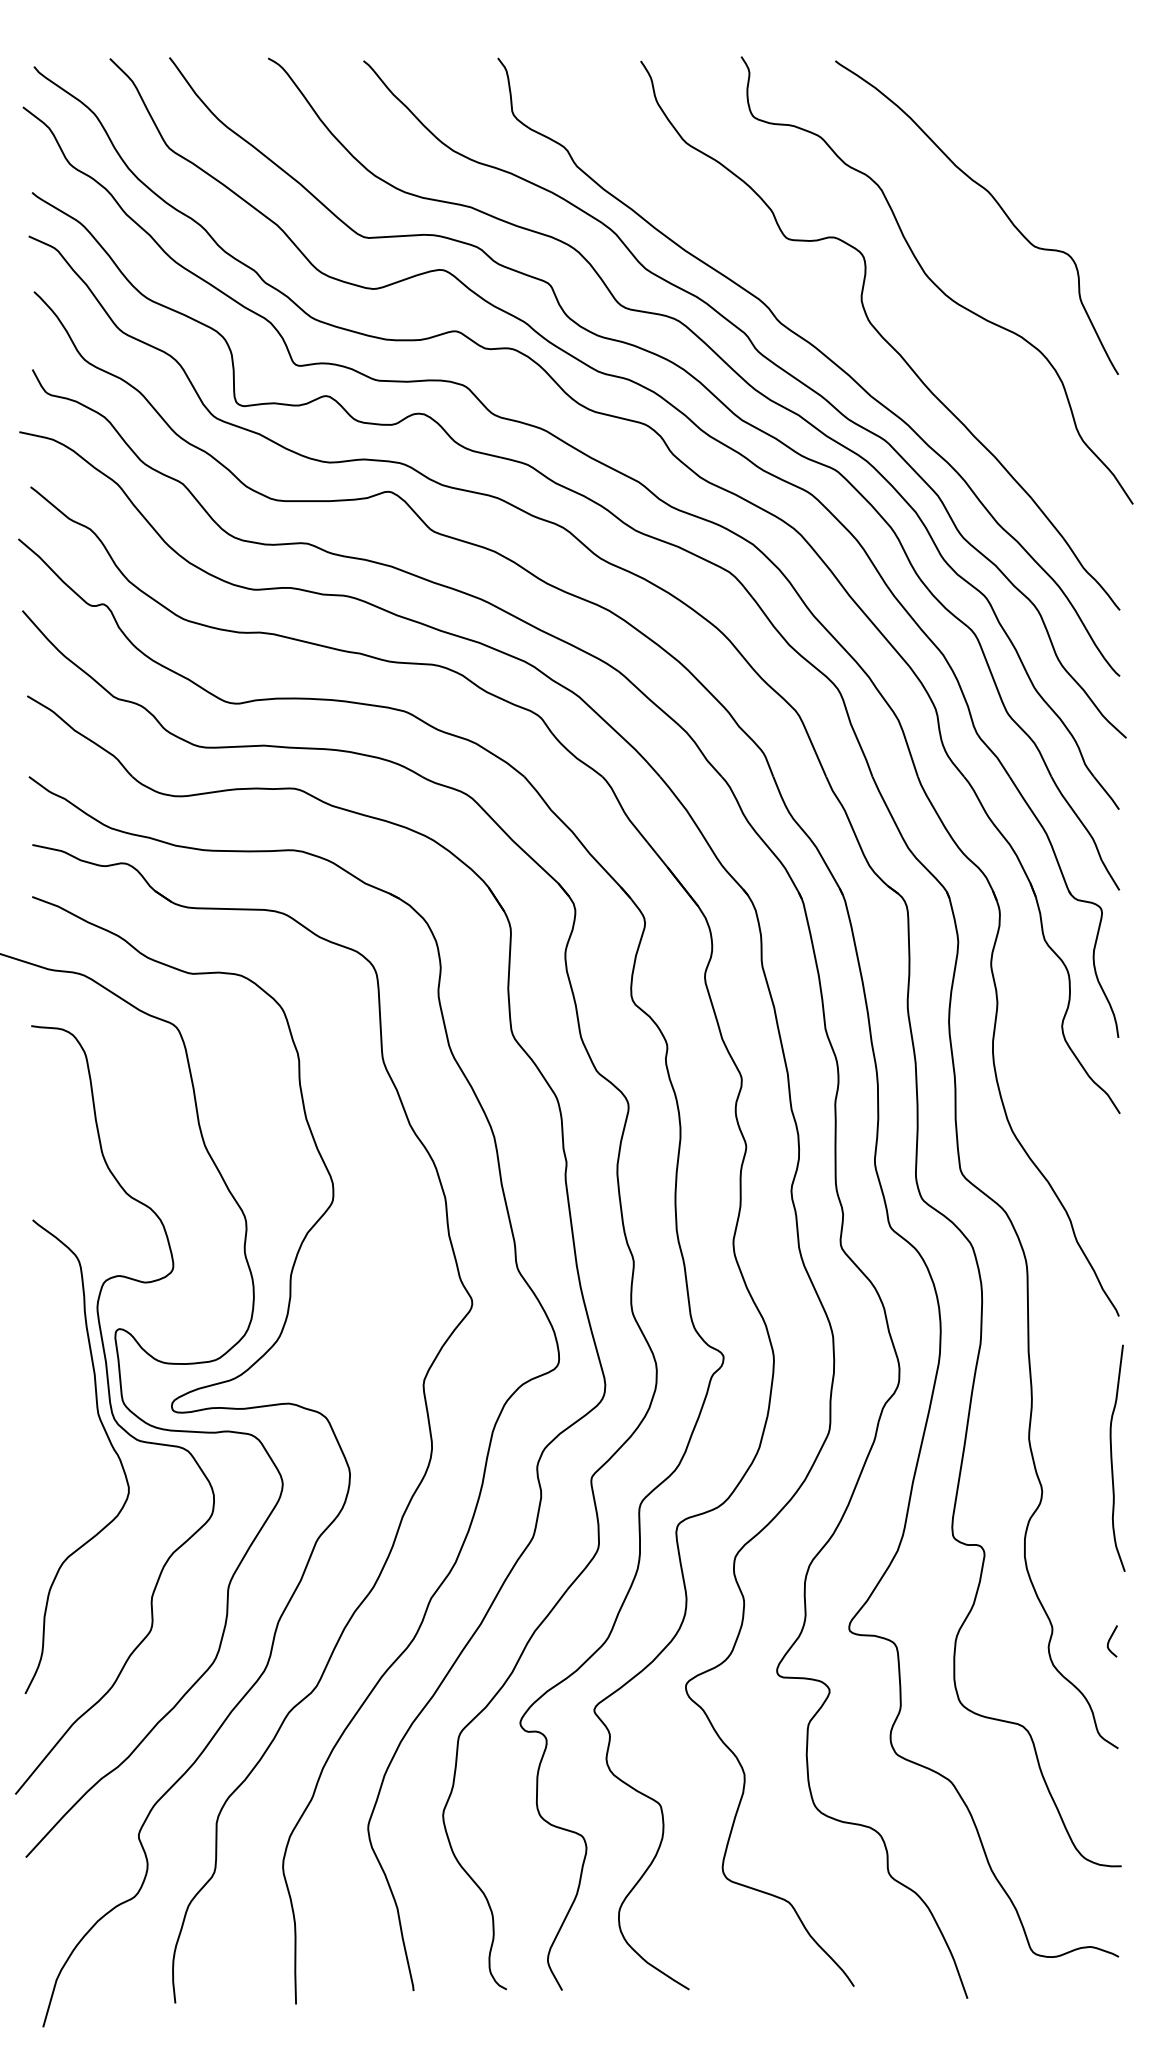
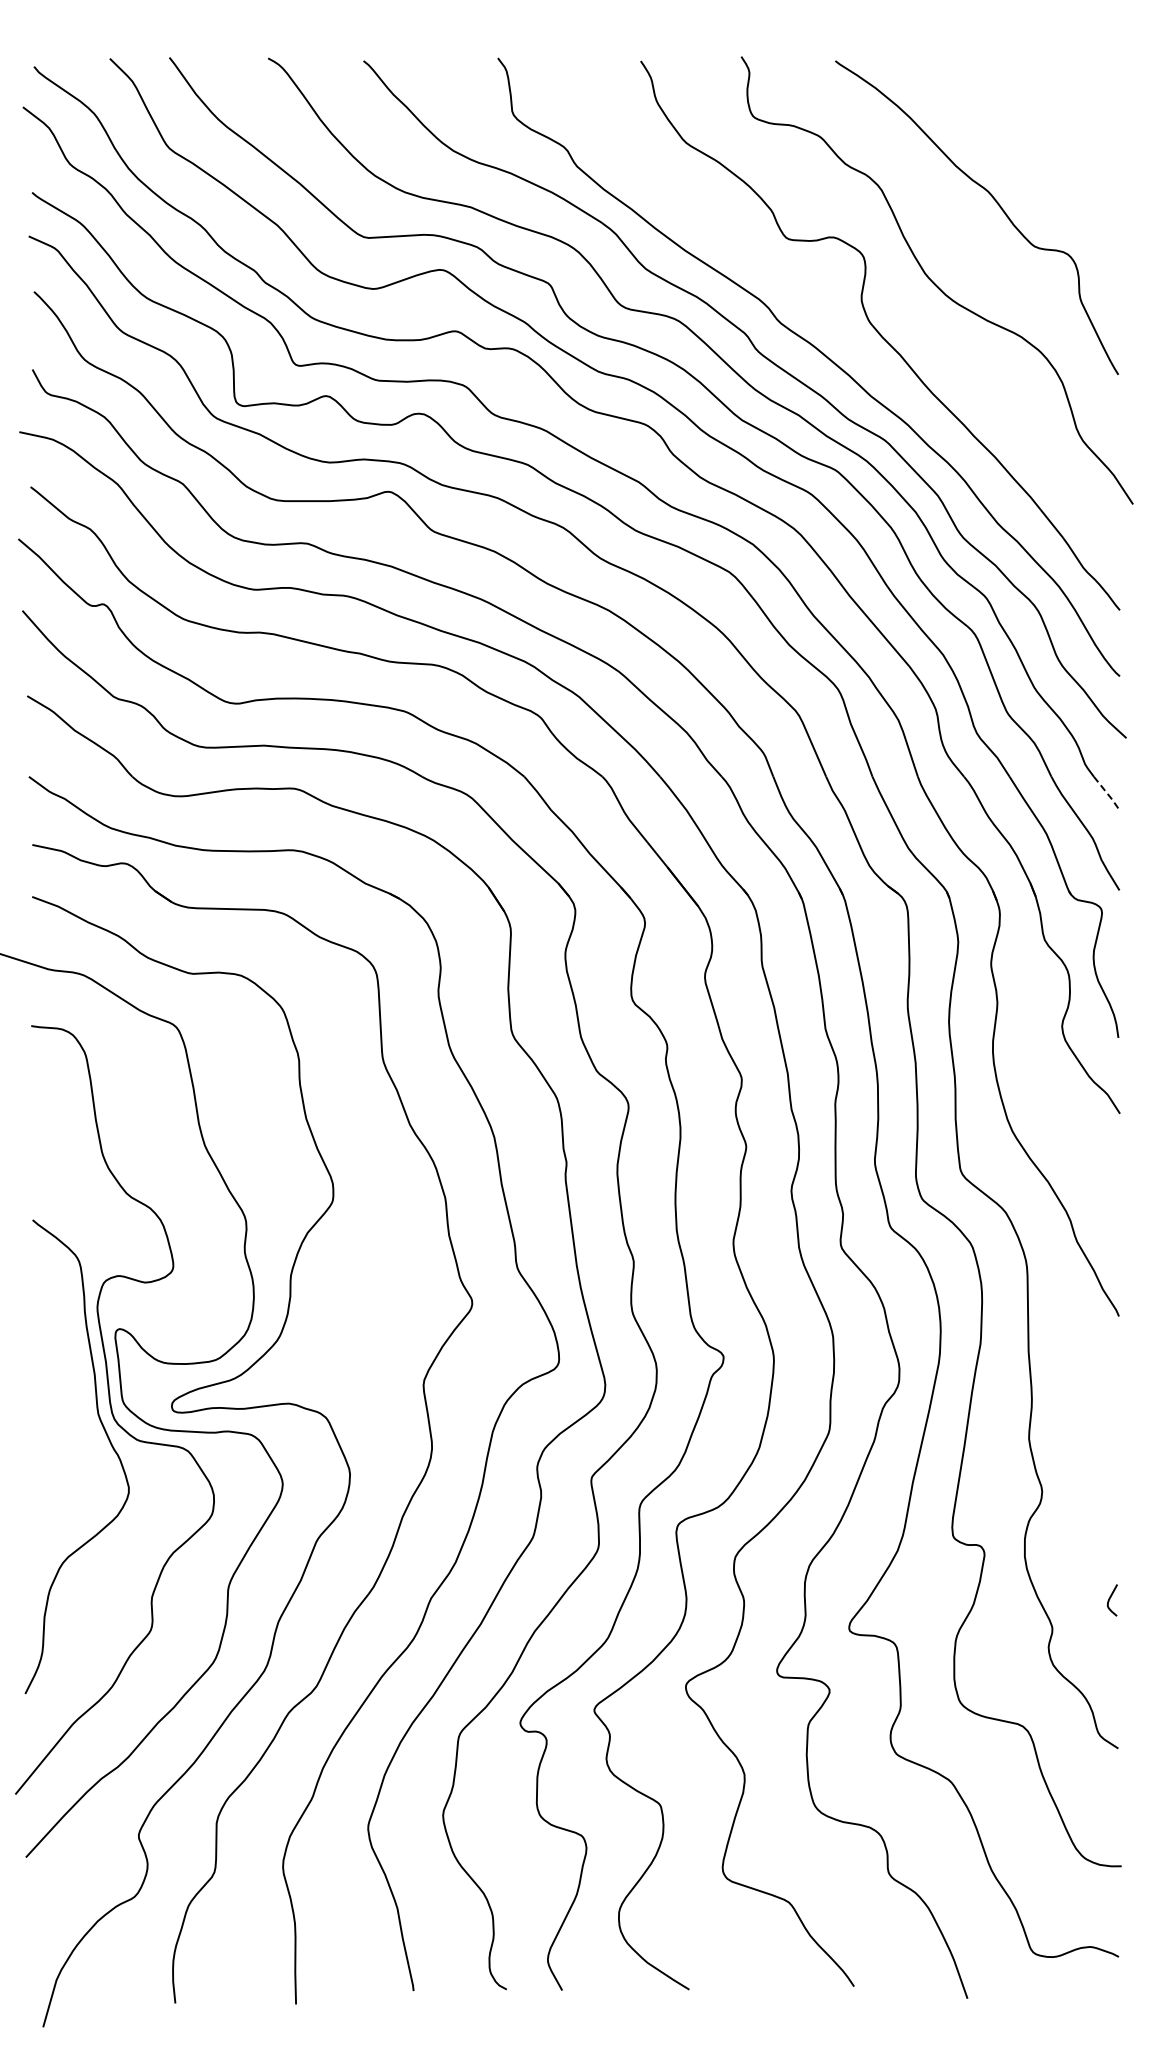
line: solid -> dashed (1107, 793)
curve: present -> none (1112, 1457)
curve position: (1110, 1640) -> (1110, 1599) (1110, 1599)
